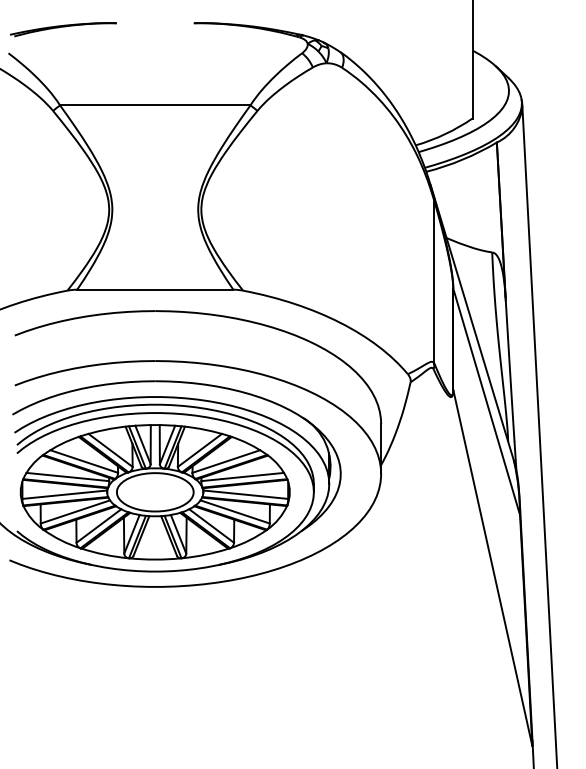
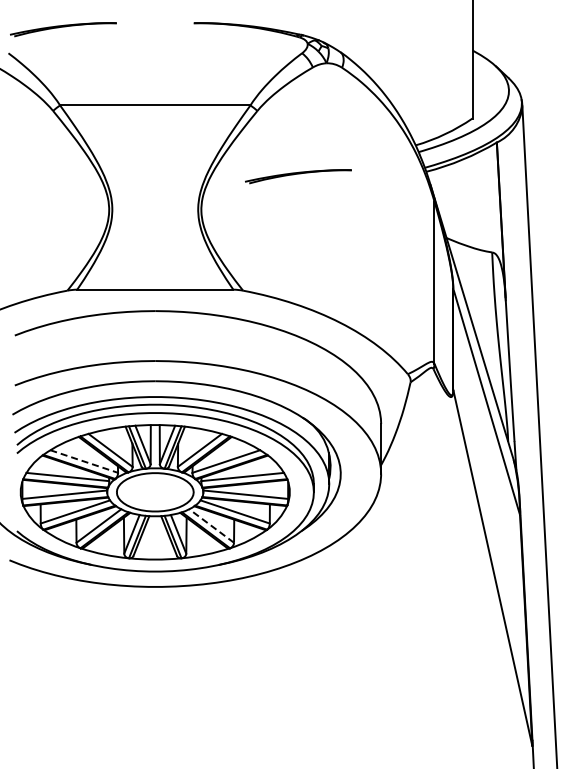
part: none -> present (298, 176)
line: solid -> dashed (84, 461)
line: solid -> dashed (211, 526)
